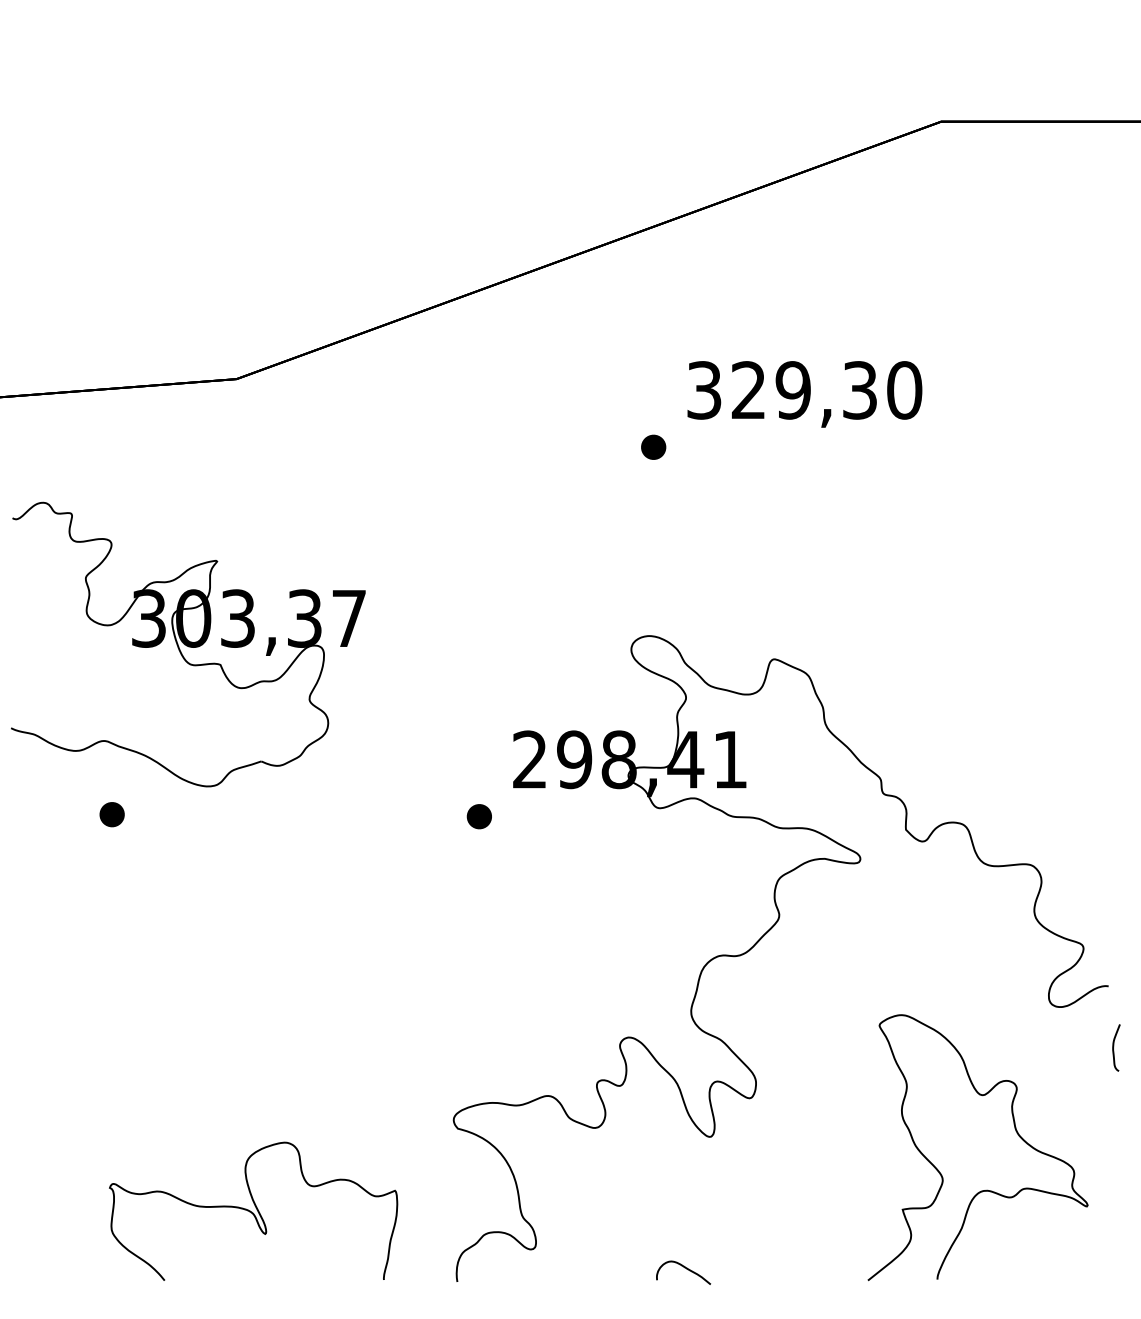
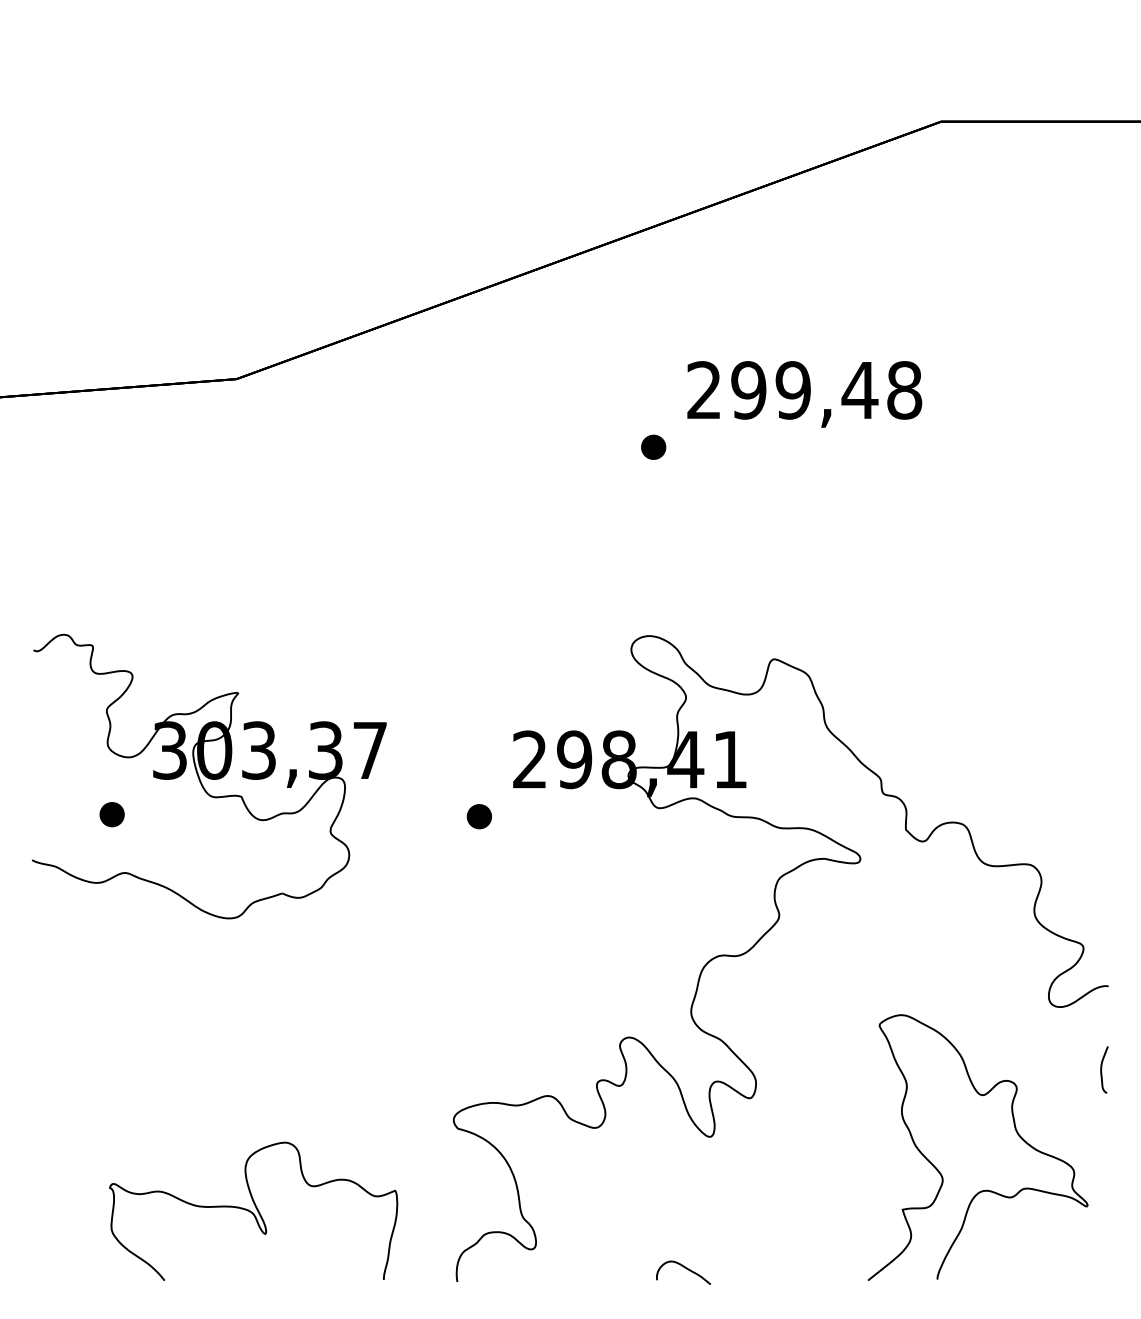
text: 329,30 -> 299,48 (804, 390)
part position: (188, 644) -> (209, 776) (209, 776)
curve position: (1114, 1046) -> (1102, 1068) (1102, 1068)
